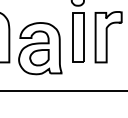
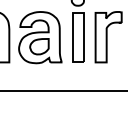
part position: (40, 48) -> (40, 37) (40, 37)
